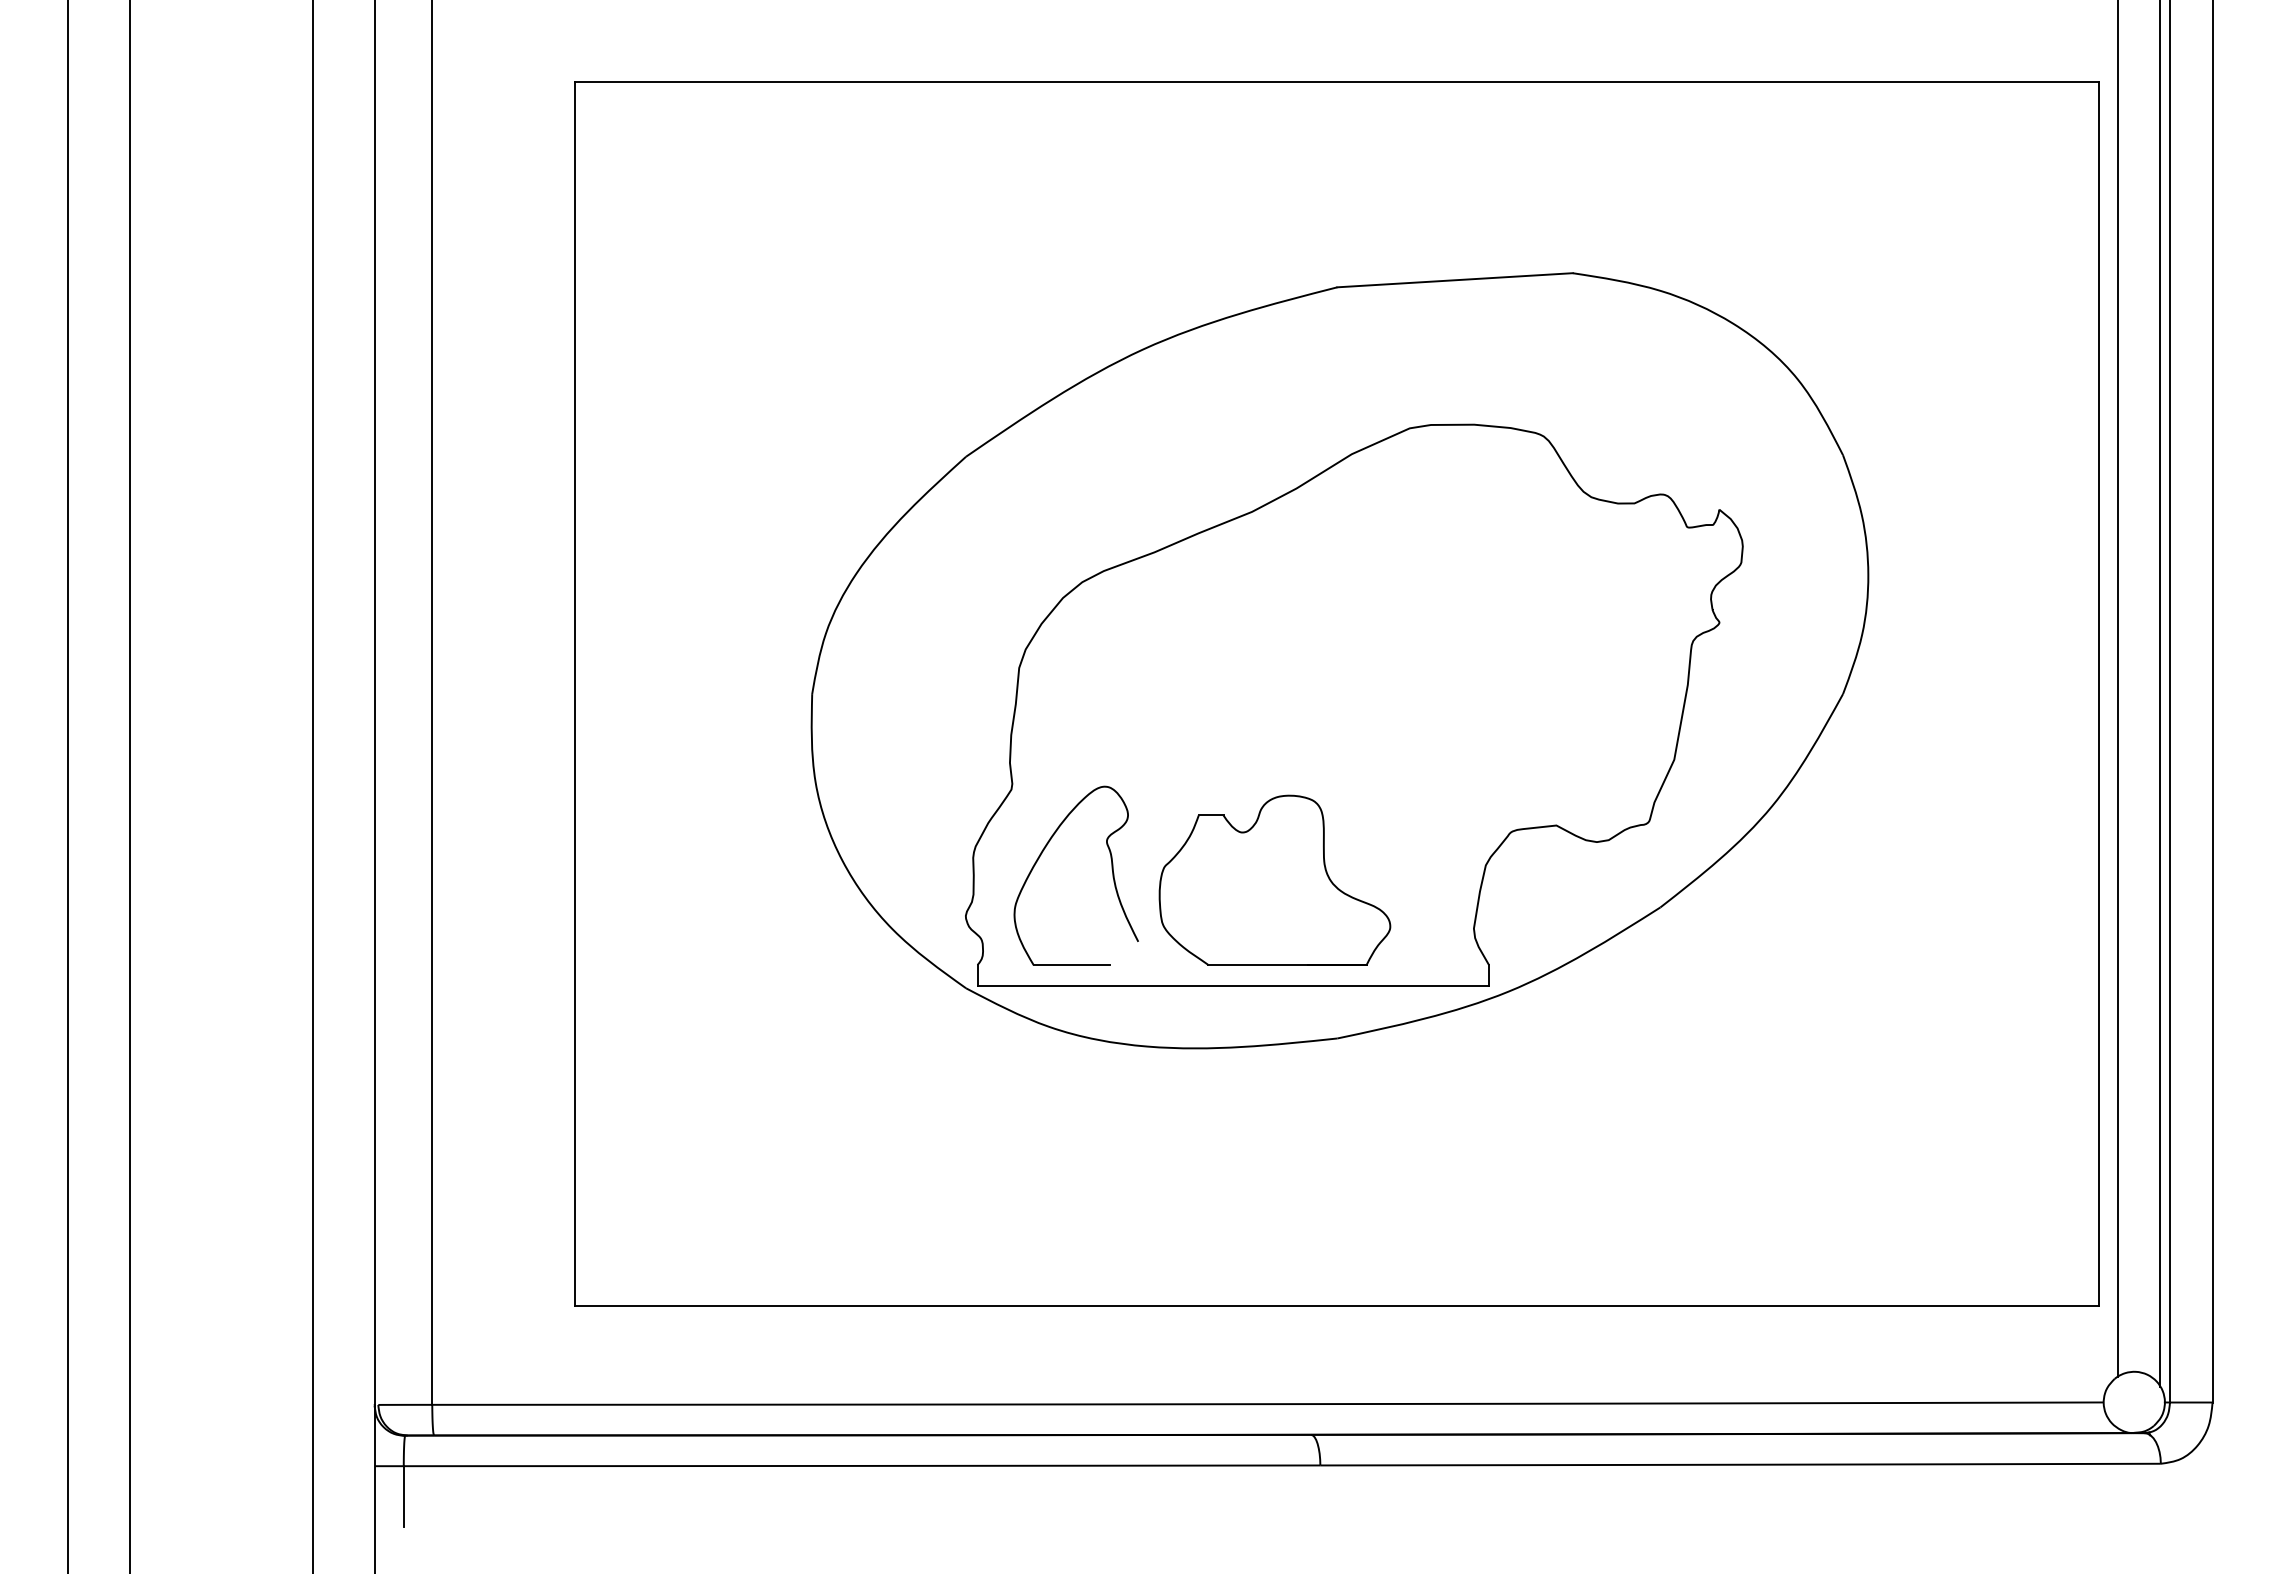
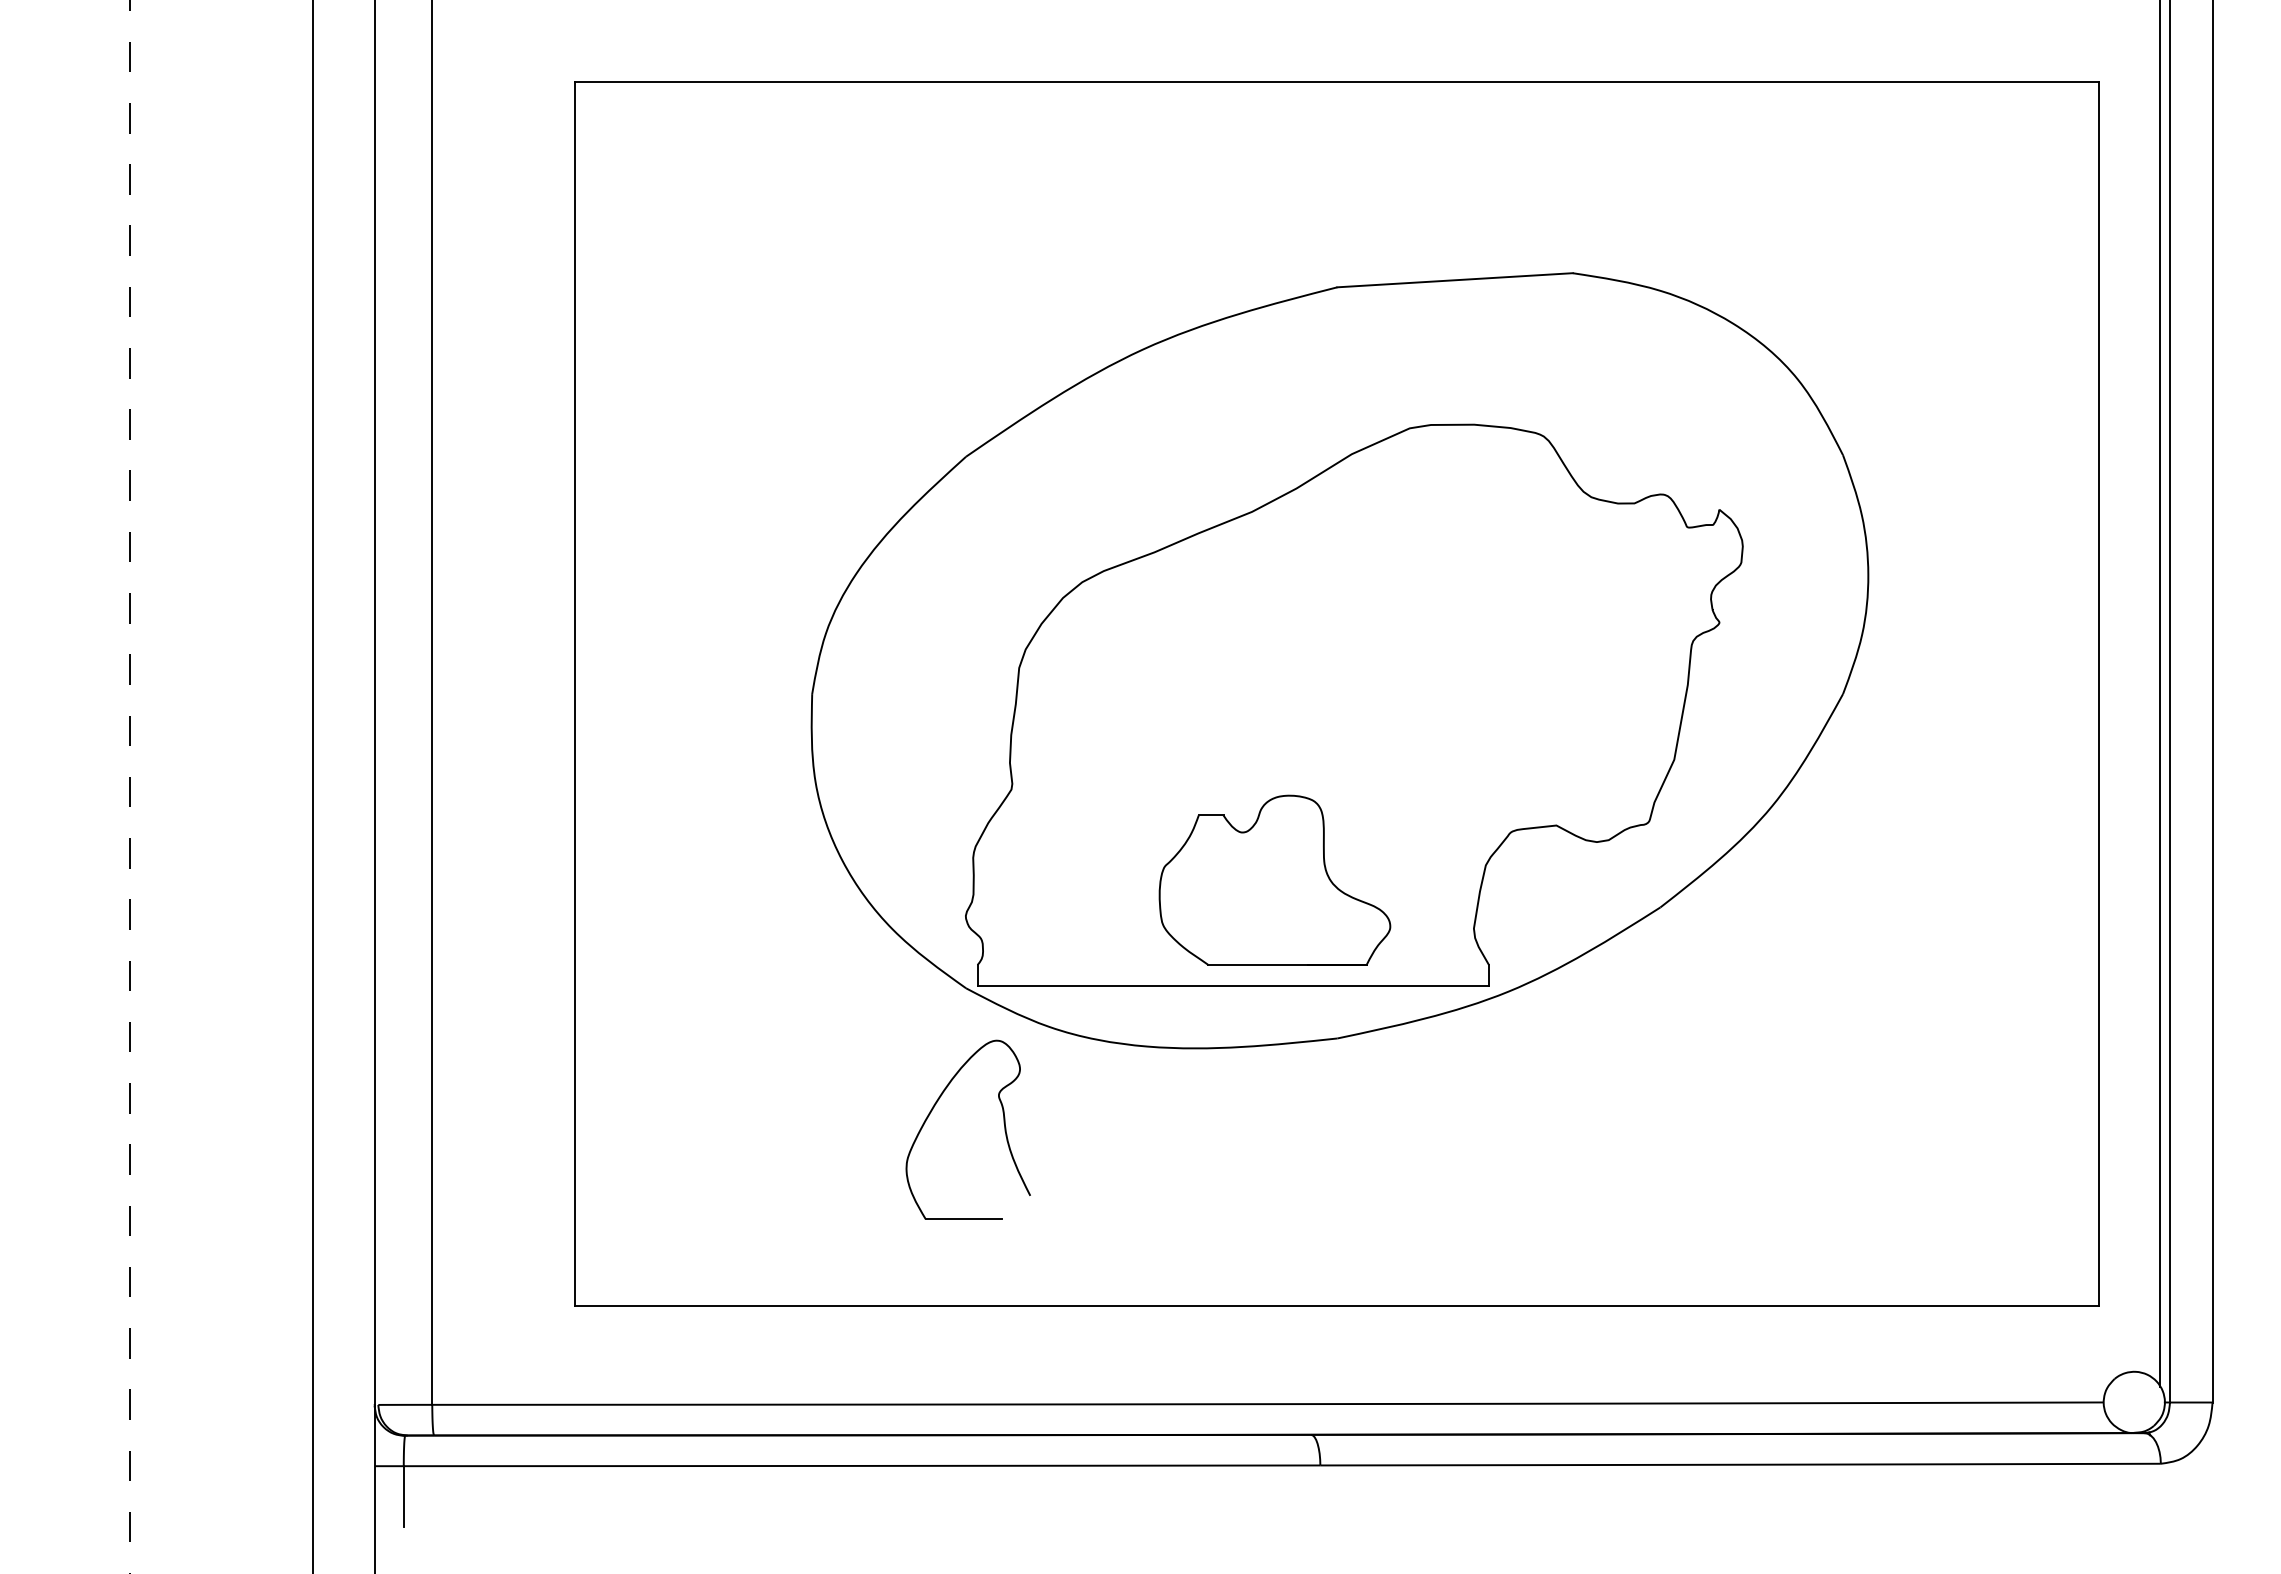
line: present -> none (2117, 689)
line: present -> none (68, 786)
line: solid -> dashed (129, 787)
part position: (1111, 869) -> (1003, 1123) (1003, 1123)
